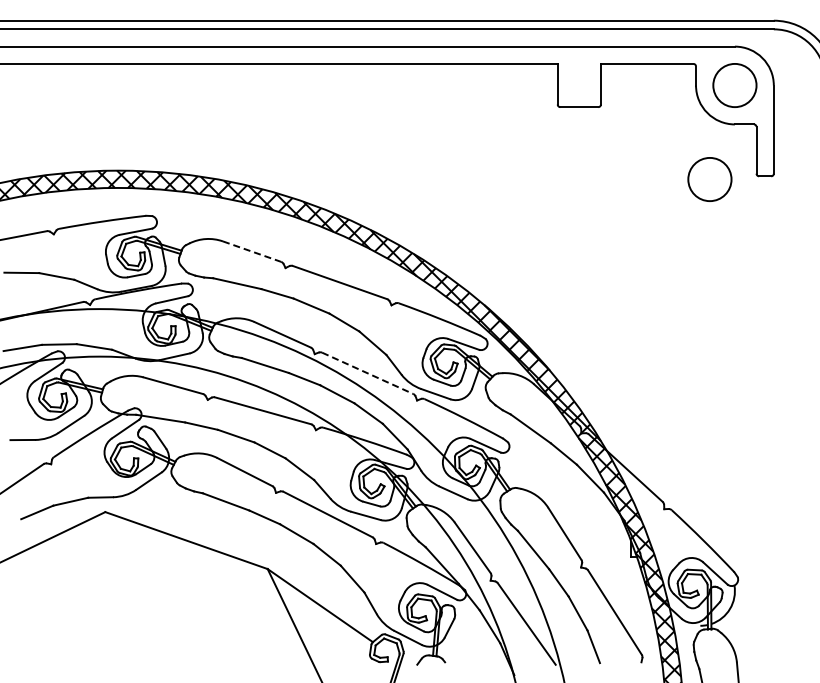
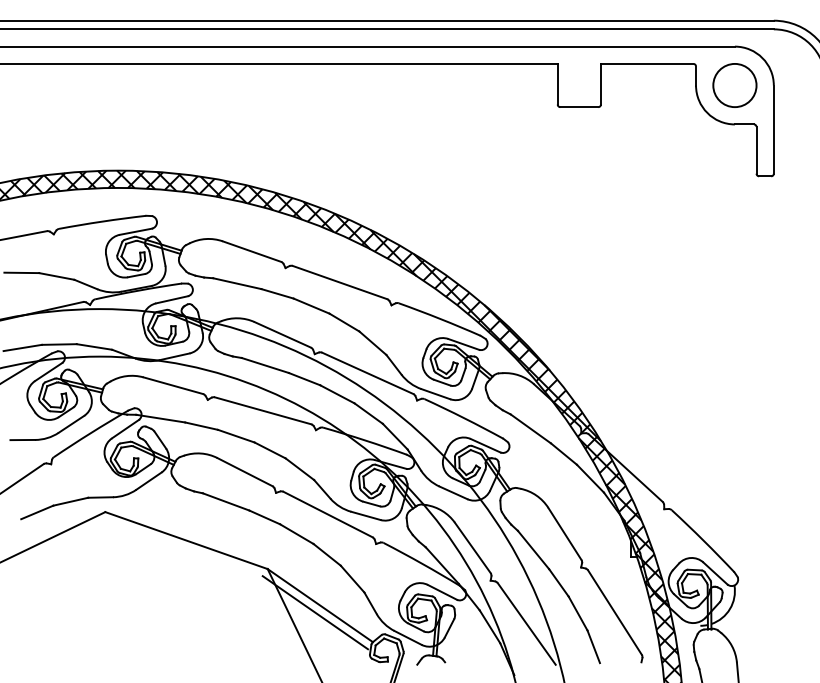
circle: present -> none (709, 179)
line: dashed -> solid (252, 251)
line: dashed -> solid (368, 373)
line: none -> present (315, 612)
